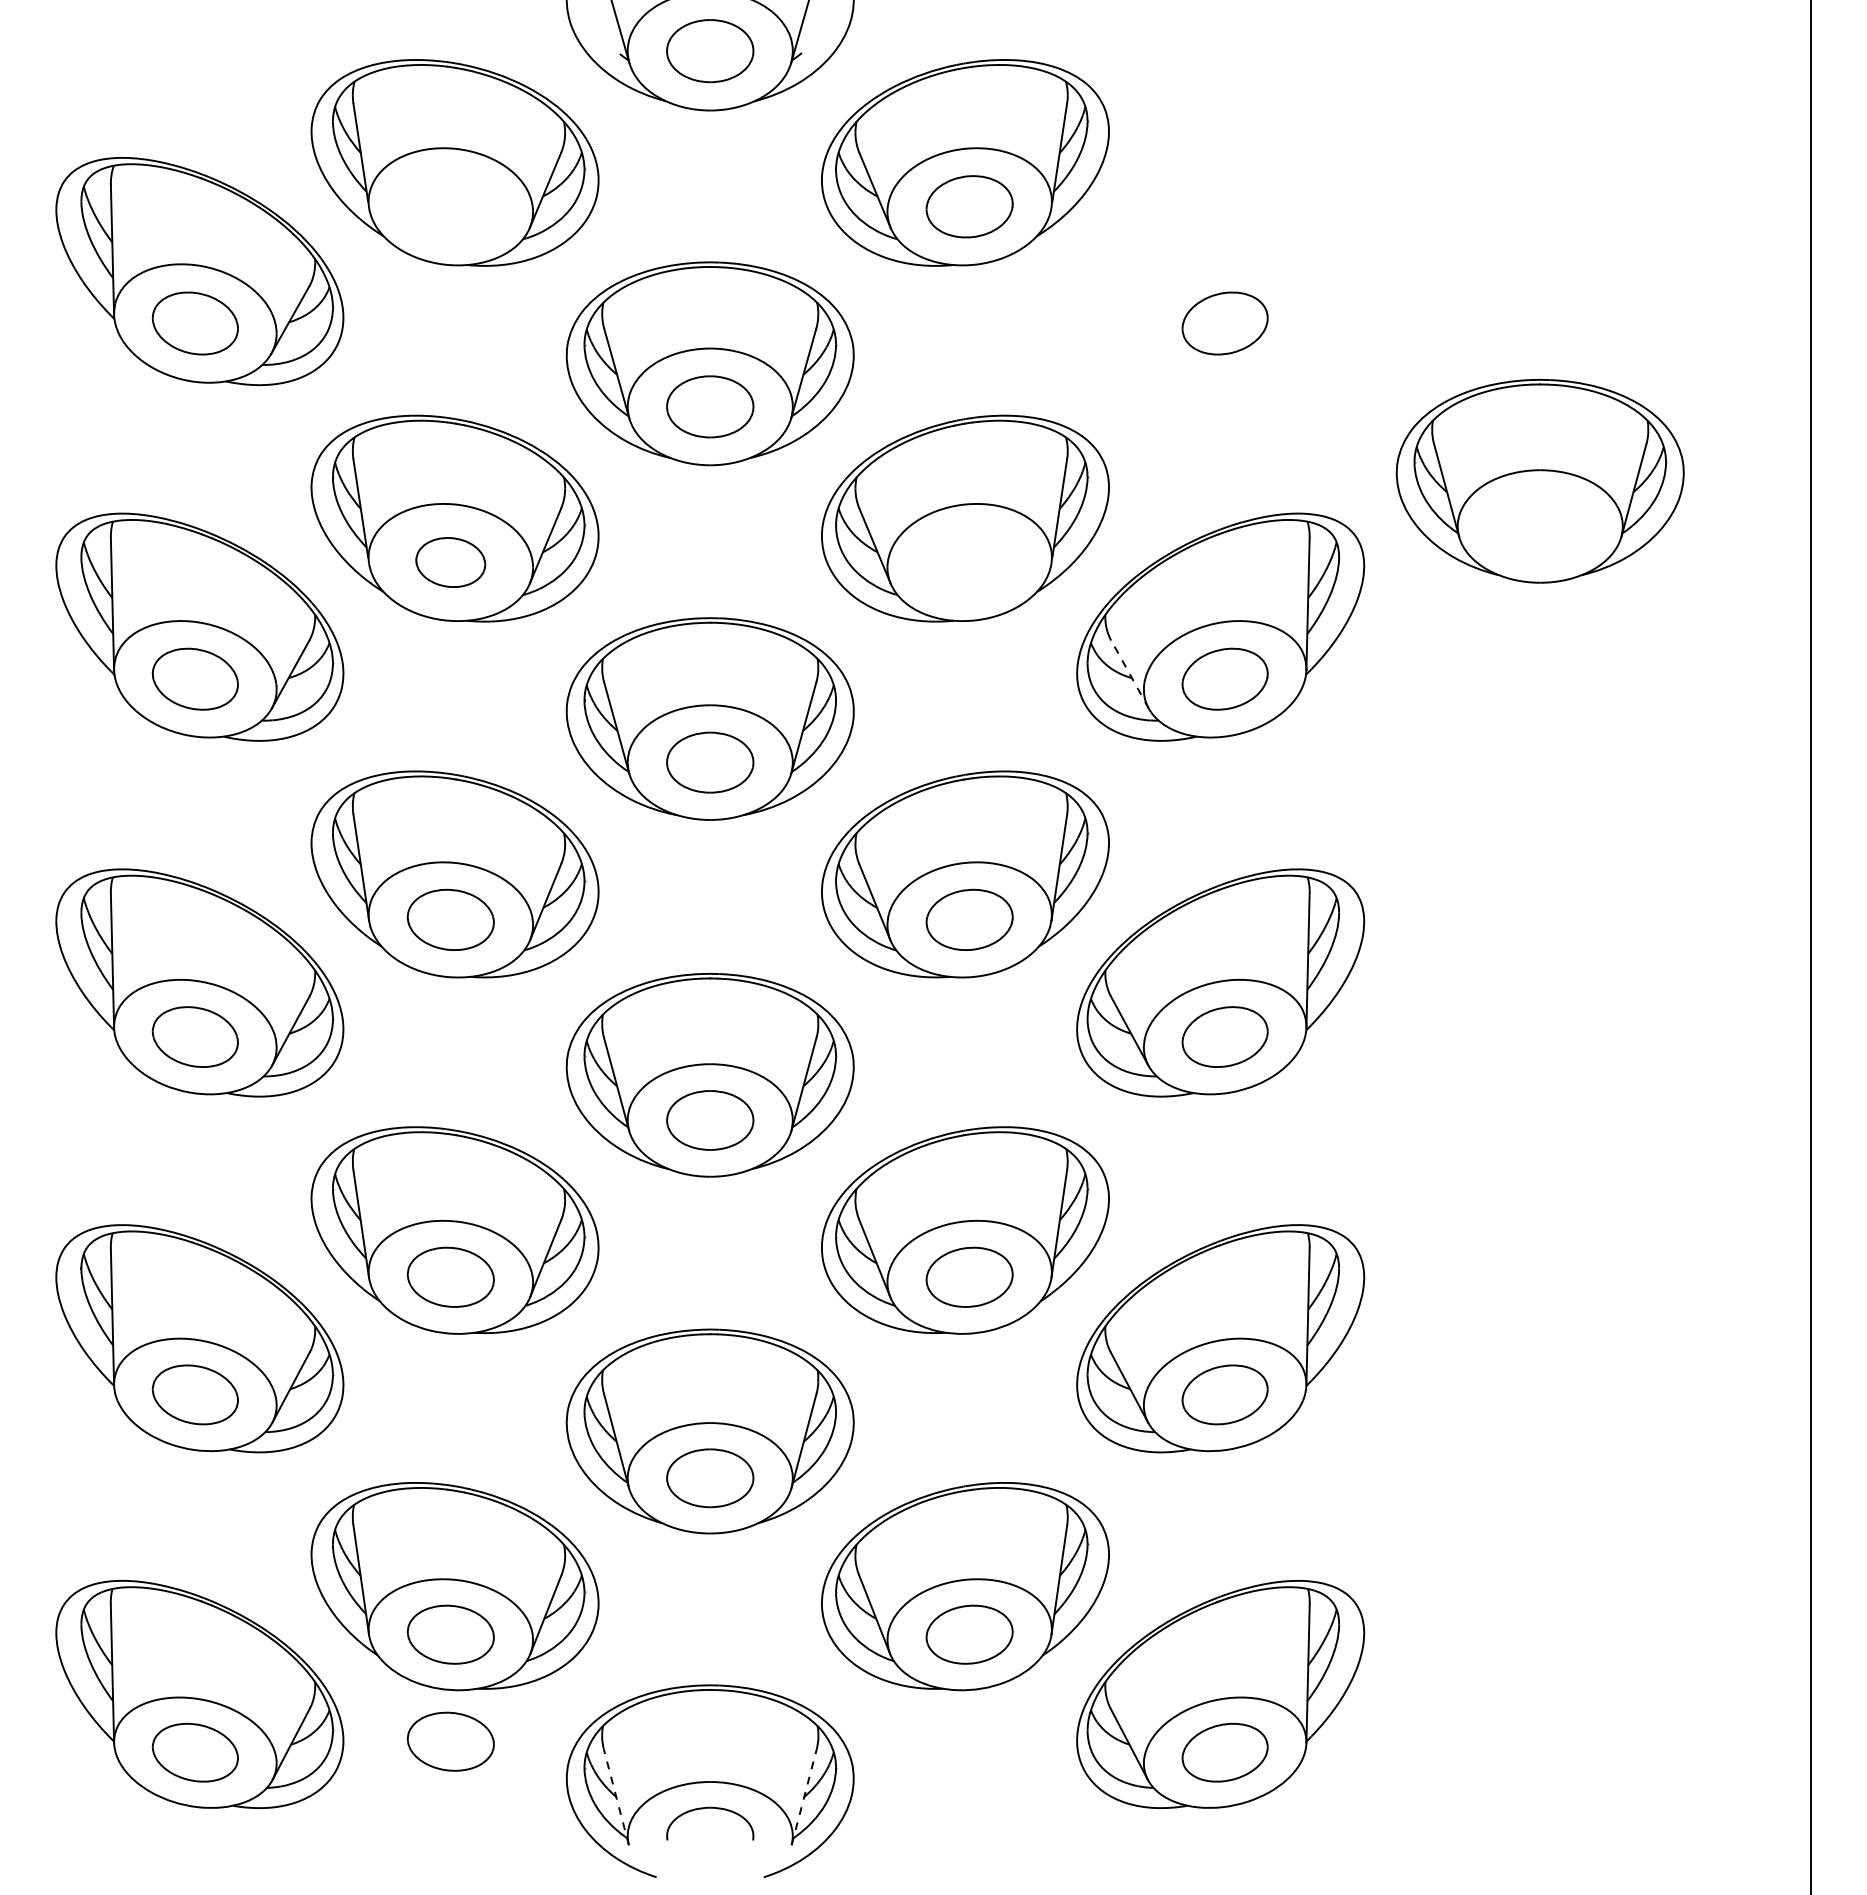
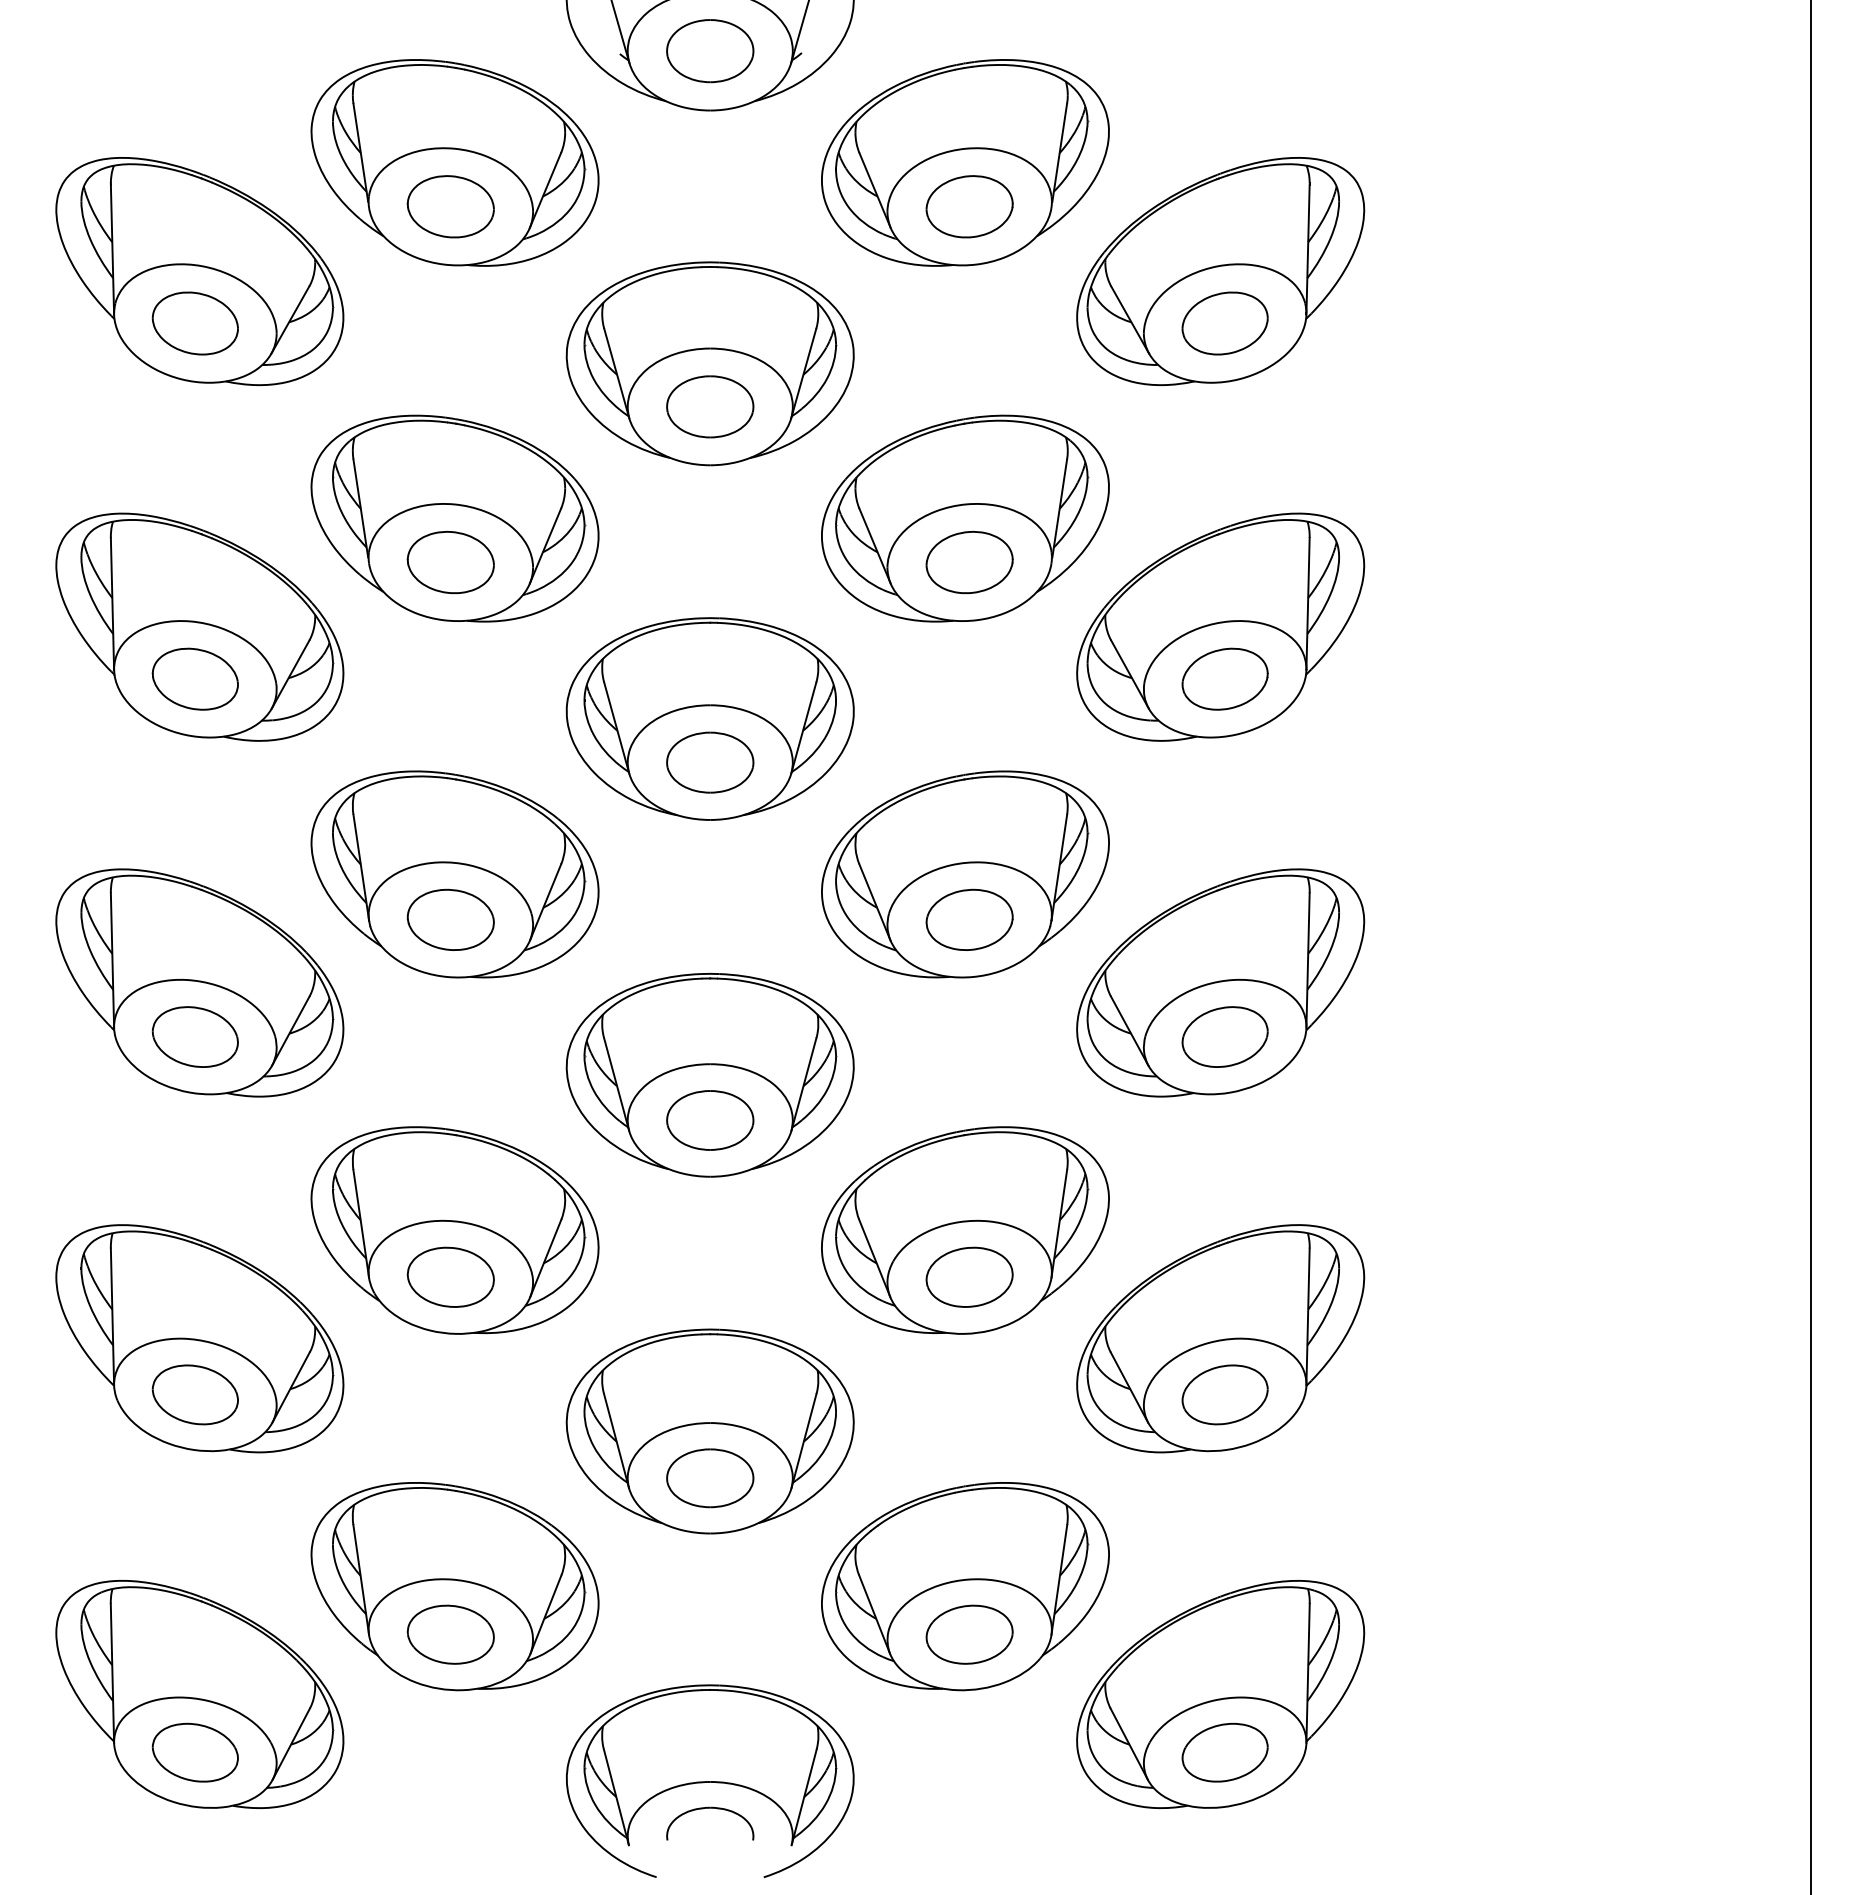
part: none -> present (450, 206)
part: none -> present (1220, 271)
part: present -> none (1539, 480)
part: none -> present (969, 561)
part size: 72x51 px -> 89x63 px (450, 562)
line: dashed -> solid (1130, 674)
part: present -> none (450, 1741)
line: dashed -> solid (616, 1797)
line: dashed -> solid (804, 1797)
